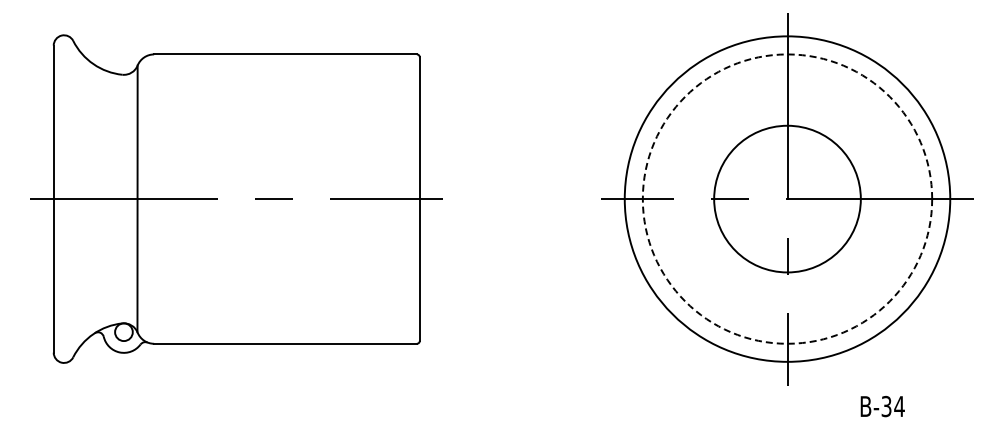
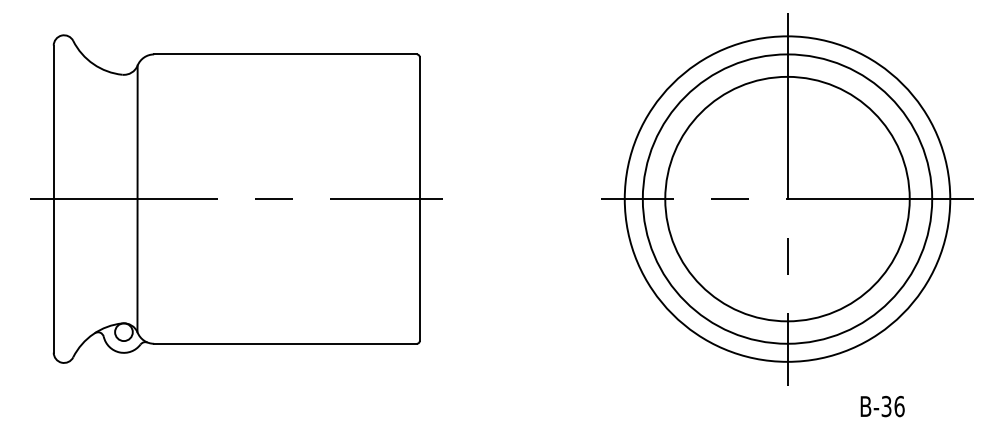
circle diameter: 147 px -> 244 px (787, 198)
circle: dashed -> solid (787, 198)
text: B-34 -> B-36 (899, 406)
